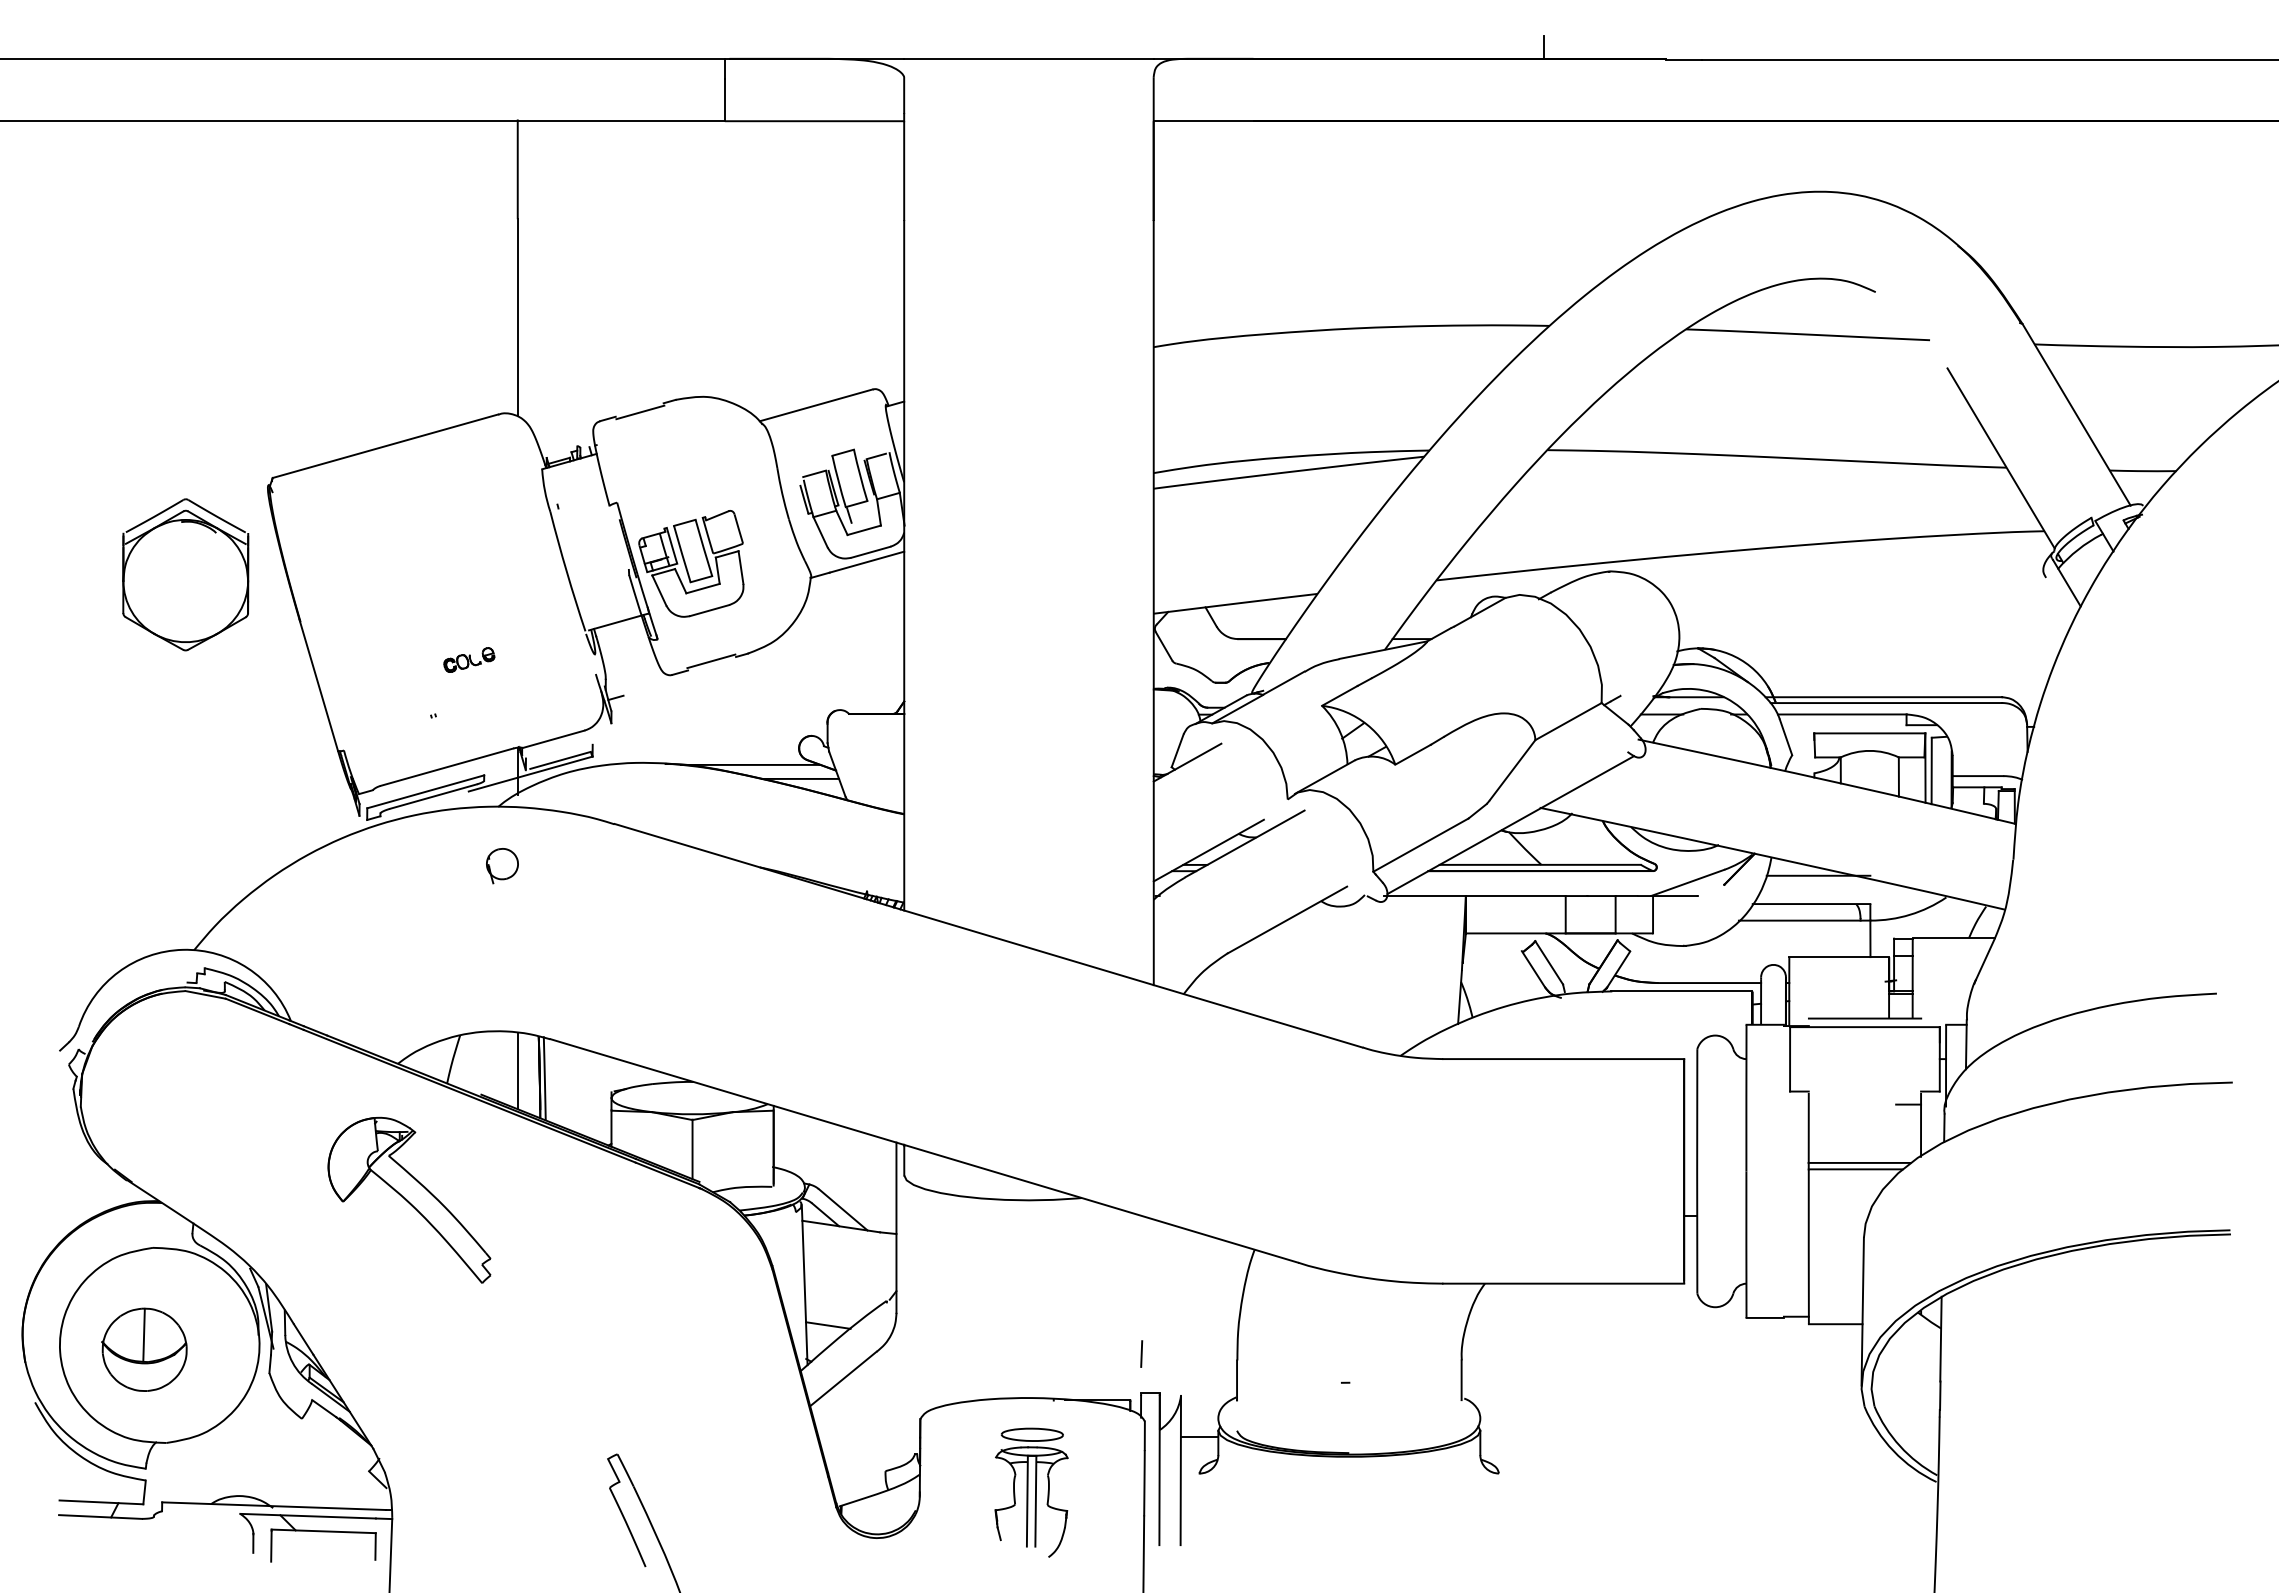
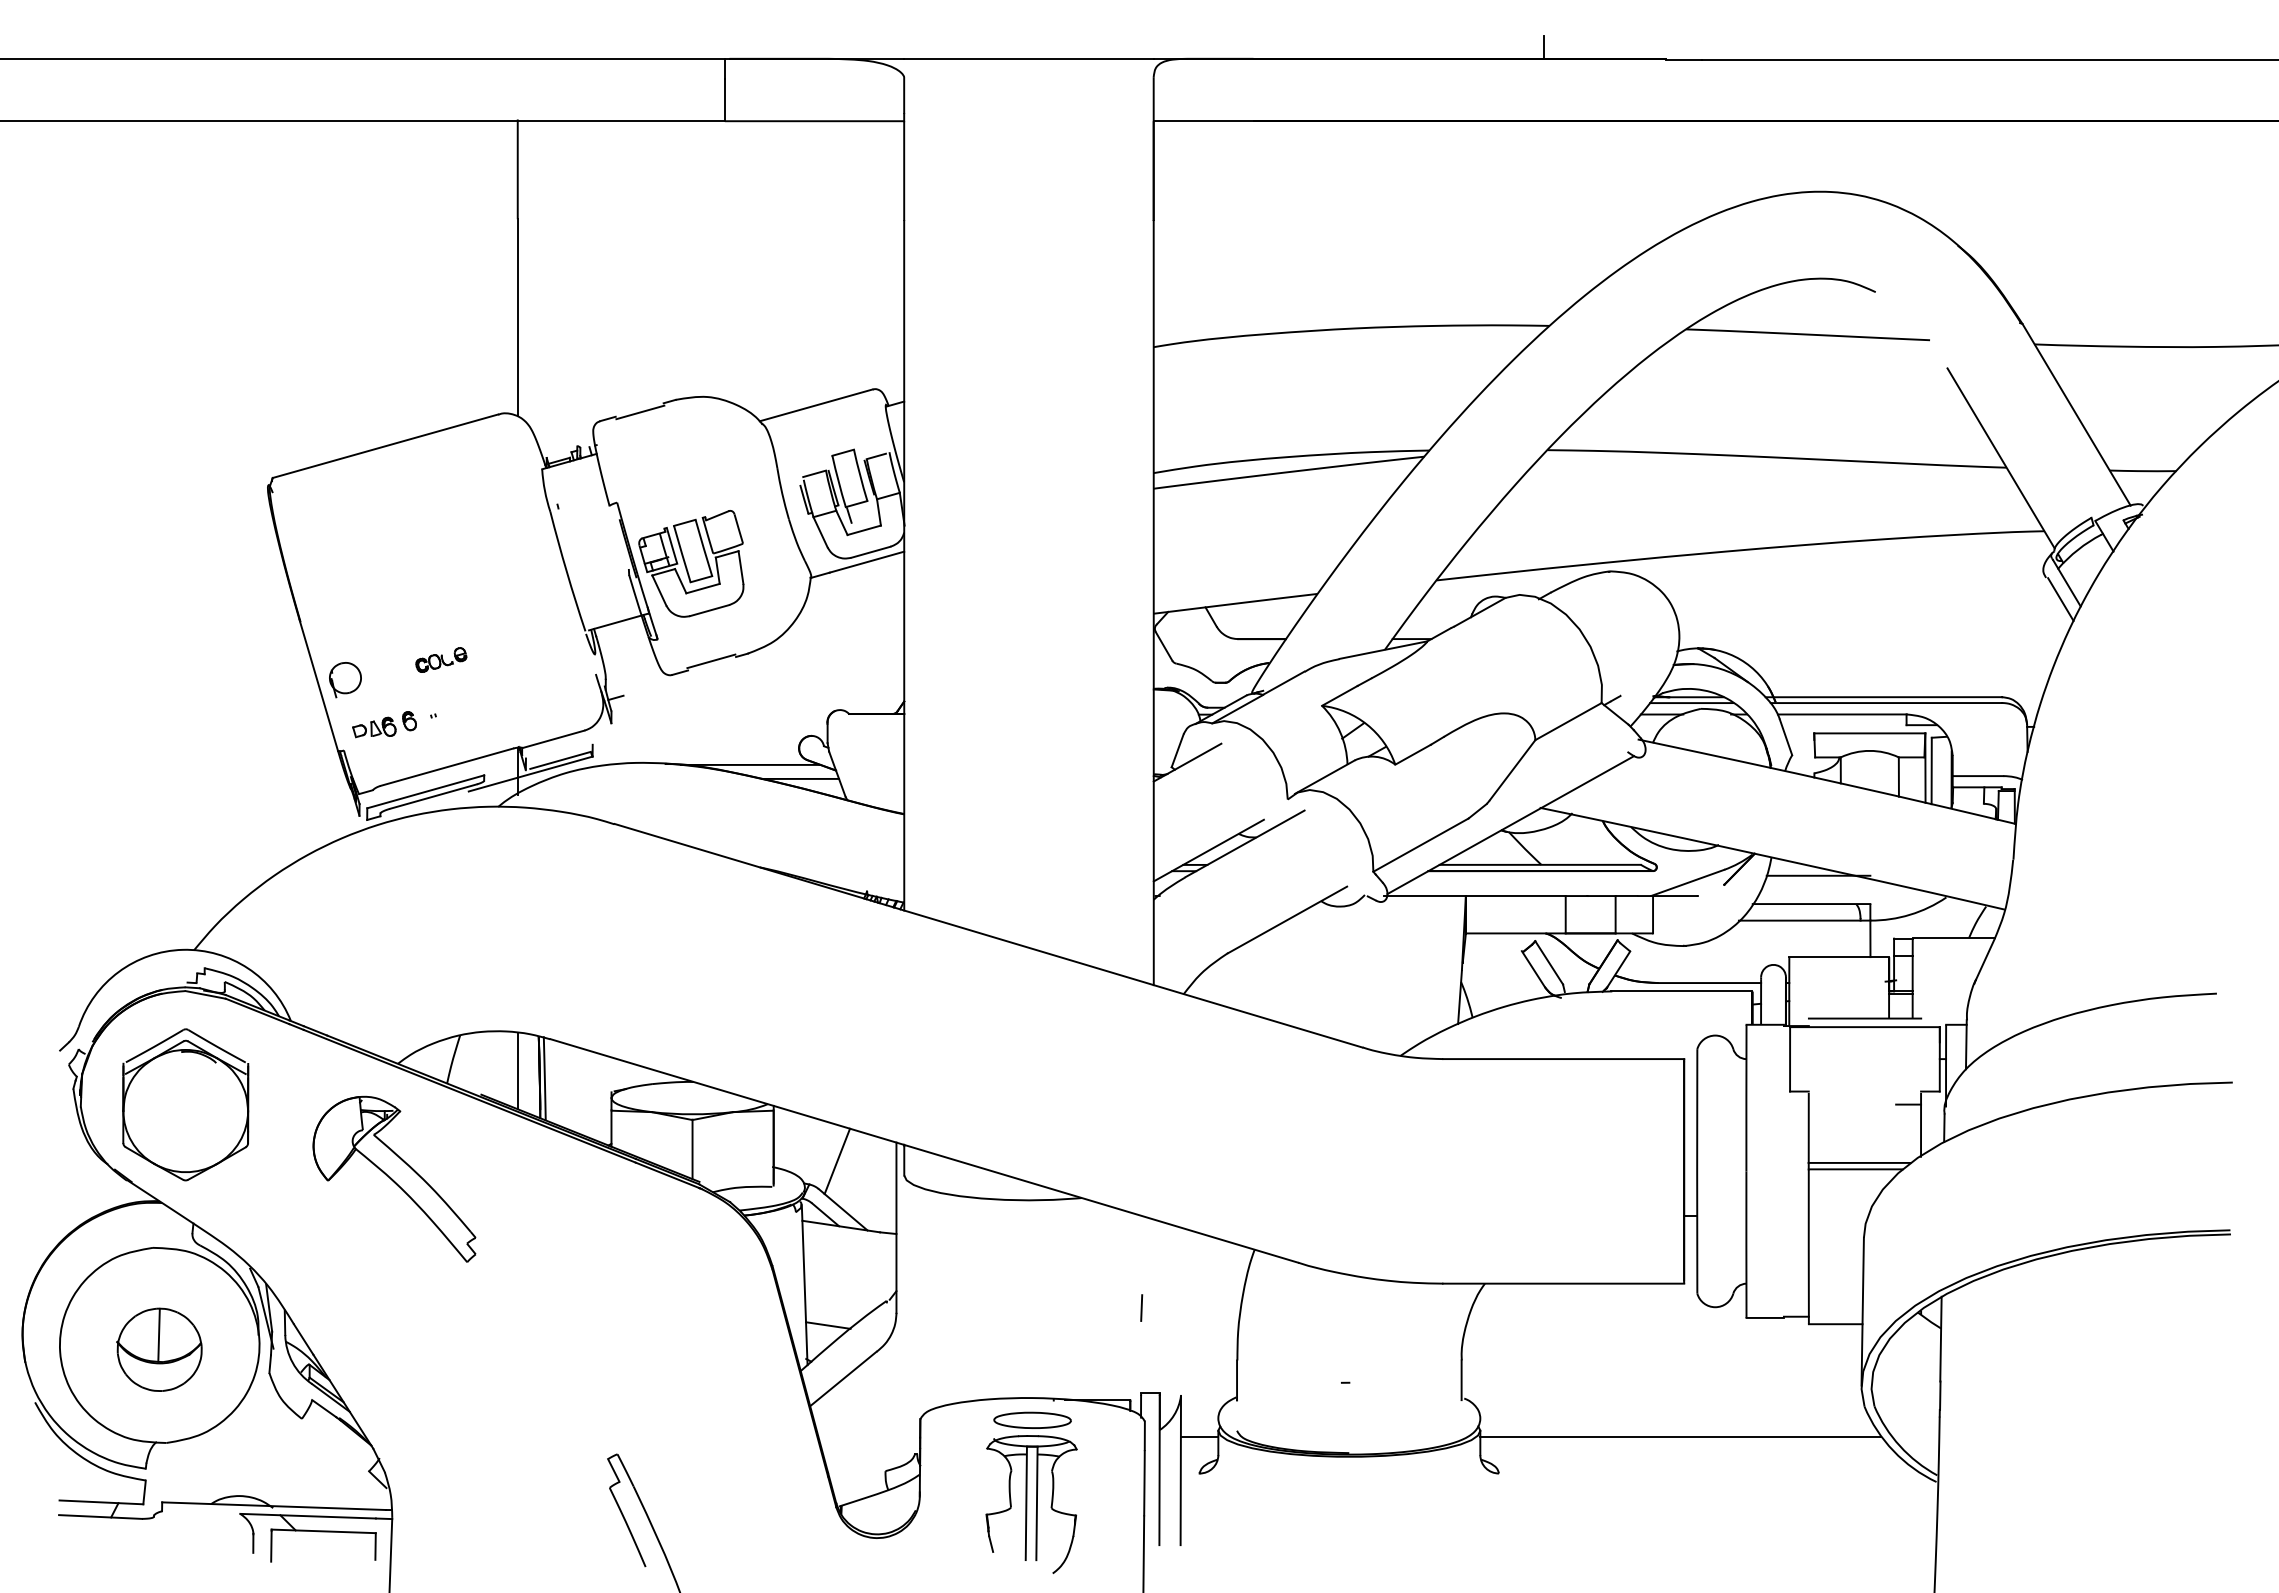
part position: (185, 574) -> (185, 1104) (185, 1104)
line: none -> present (2060, 599)
part position: (469, 659) -> (441, 659) (441, 659)
line: none -> present (1691, 703)
part: none -> present (384, 724)
part position: (502, 866) -> (345, 680) (345, 680)
line: none -> present (837, 1161)
part position: (409, 1199) -> (394, 1178) (394, 1178)
part position: (144, 1349) -> (159, 1349) (159, 1349)
line position: (1141, 1353) -> (1141, 1307) (1141, 1307)
line: none -> present (1680, 1437)
part size: 75x131 px -> 93x163 px (1031, 1492)
